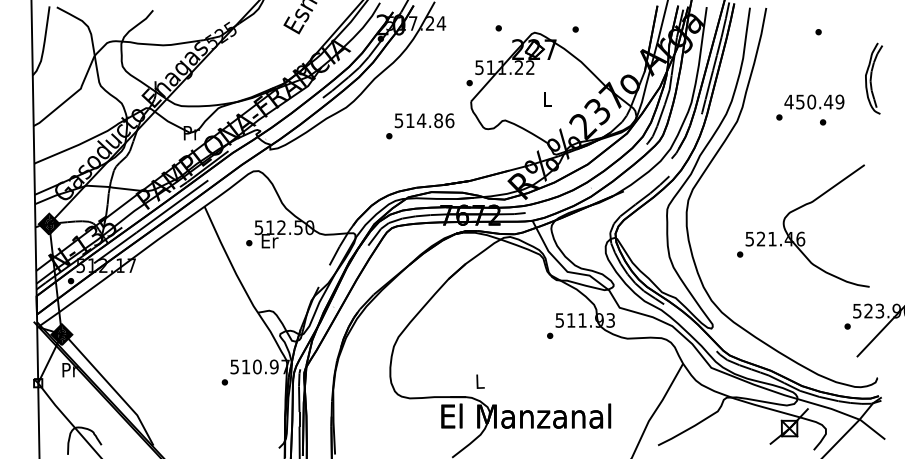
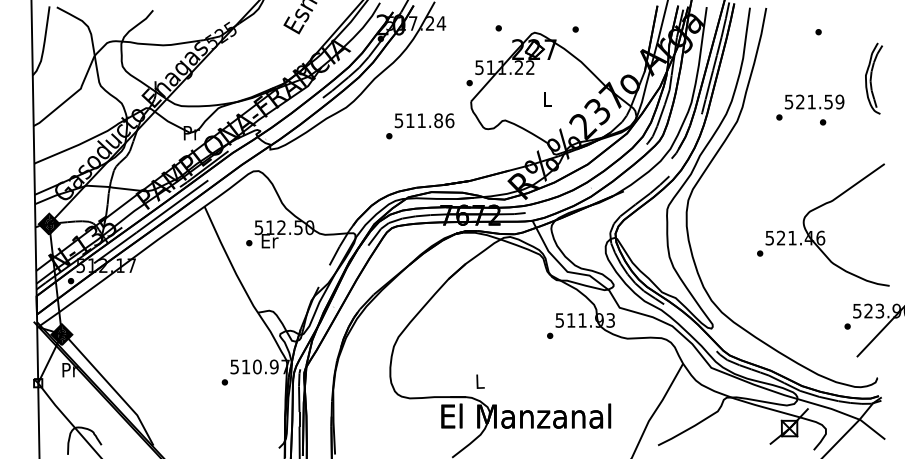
text: 450.49 -> 521.59 (808, 101)
text: 514.86 -> 511.86 (421, 120)
part position: (802, 231) -> (822, 230) (822, 230)
